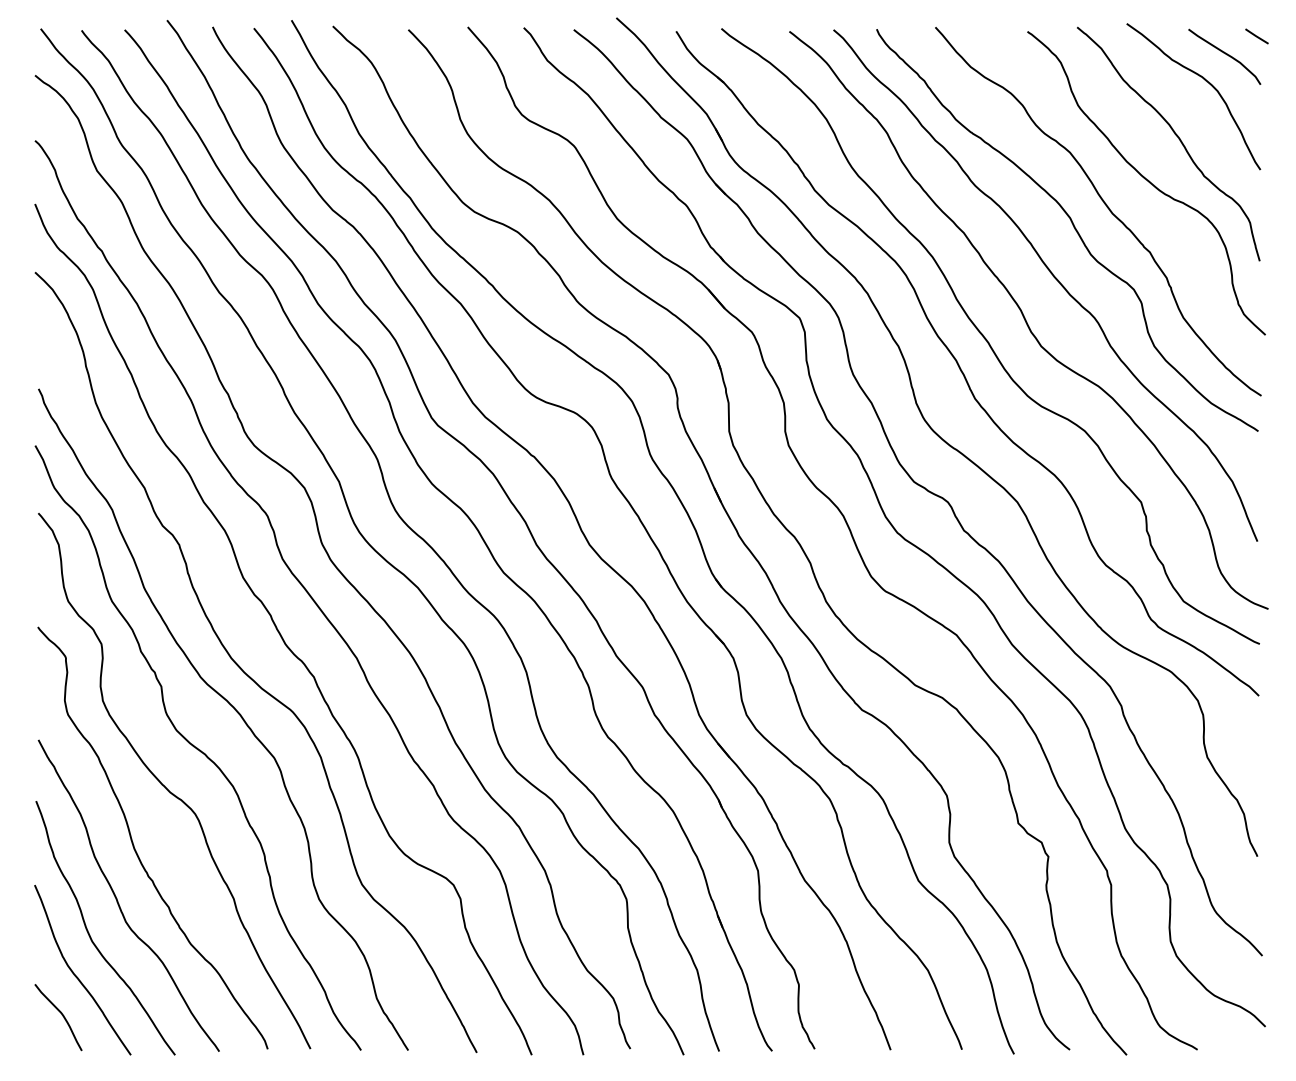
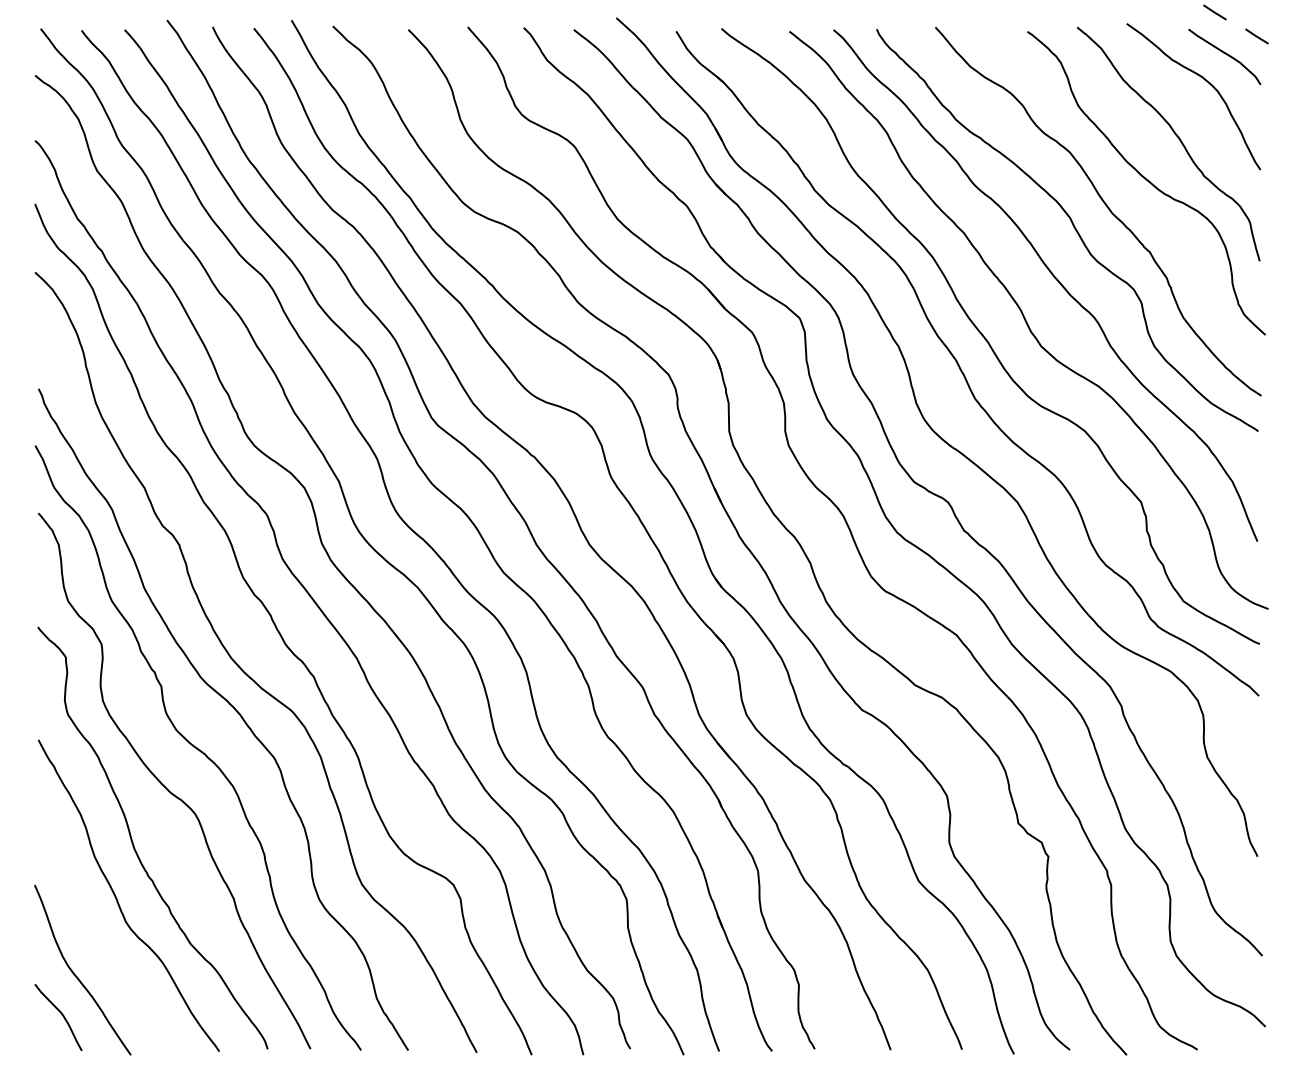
line: none -> present (1214, 12)
curve: present -> none (89, 932)
